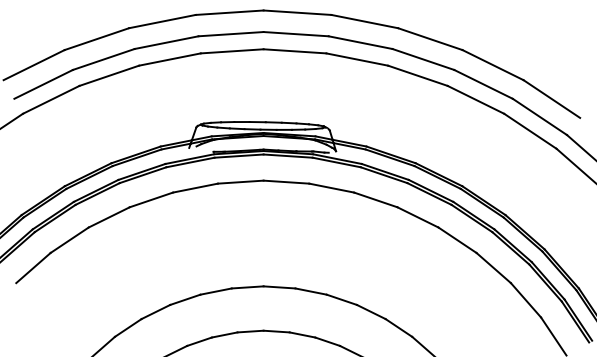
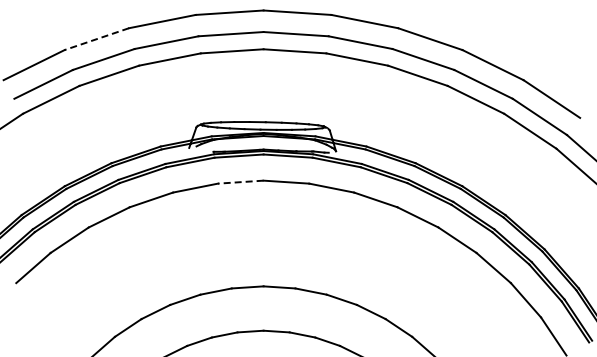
line: solid -> dashed (96, 39)
line: solid -> dashed (240, 182)
